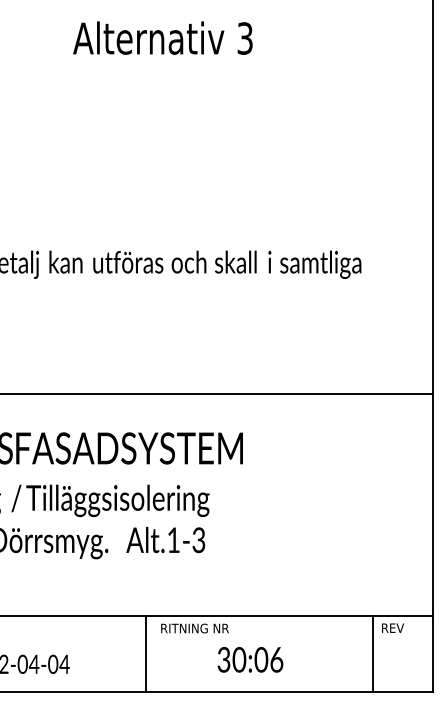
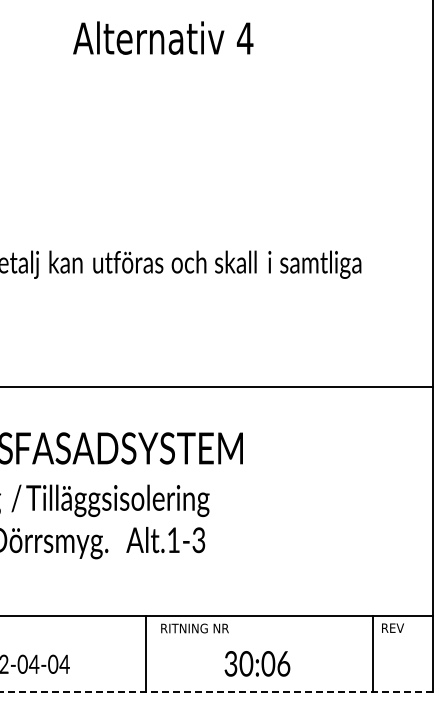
text: 3 -> 4 (244, 38)
line position: (217, 394) -> (217, 387) (217, 387)
text position: (250, 659) -> (257, 663) (257, 663)
line: solid -> dashed (217, 691)
